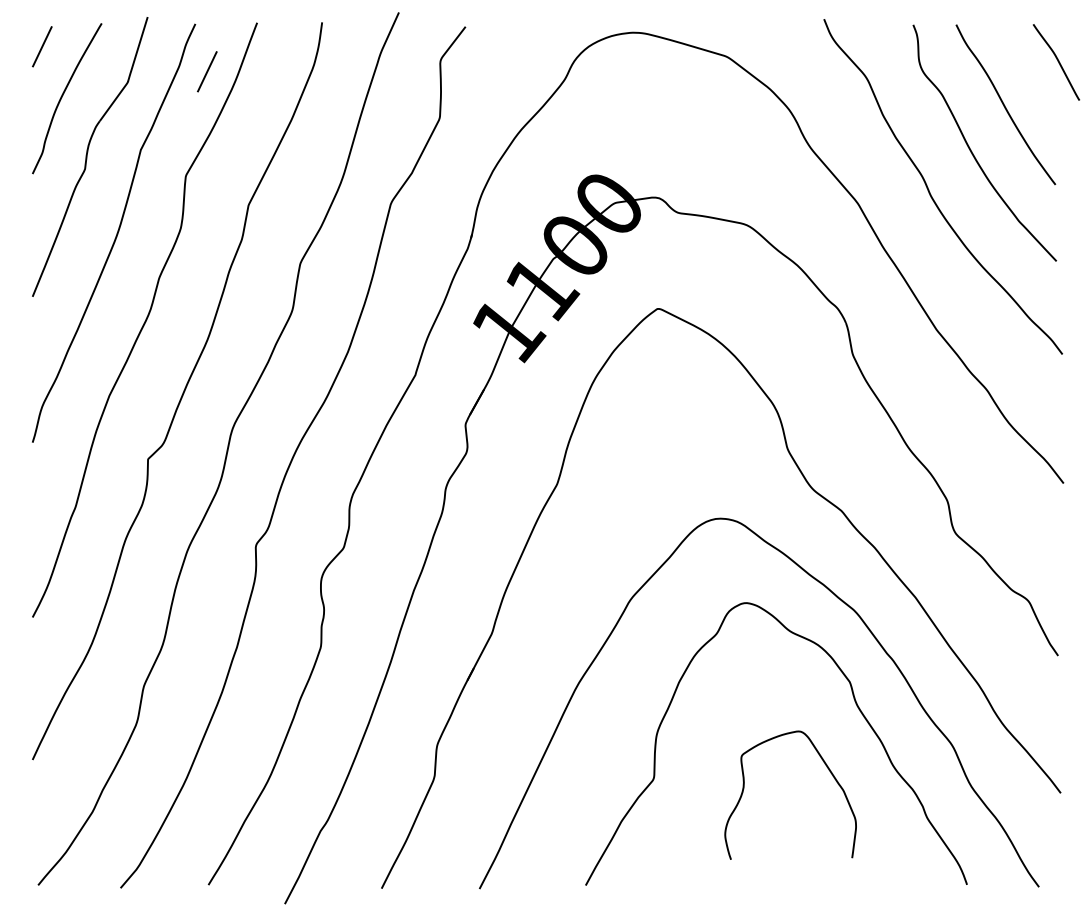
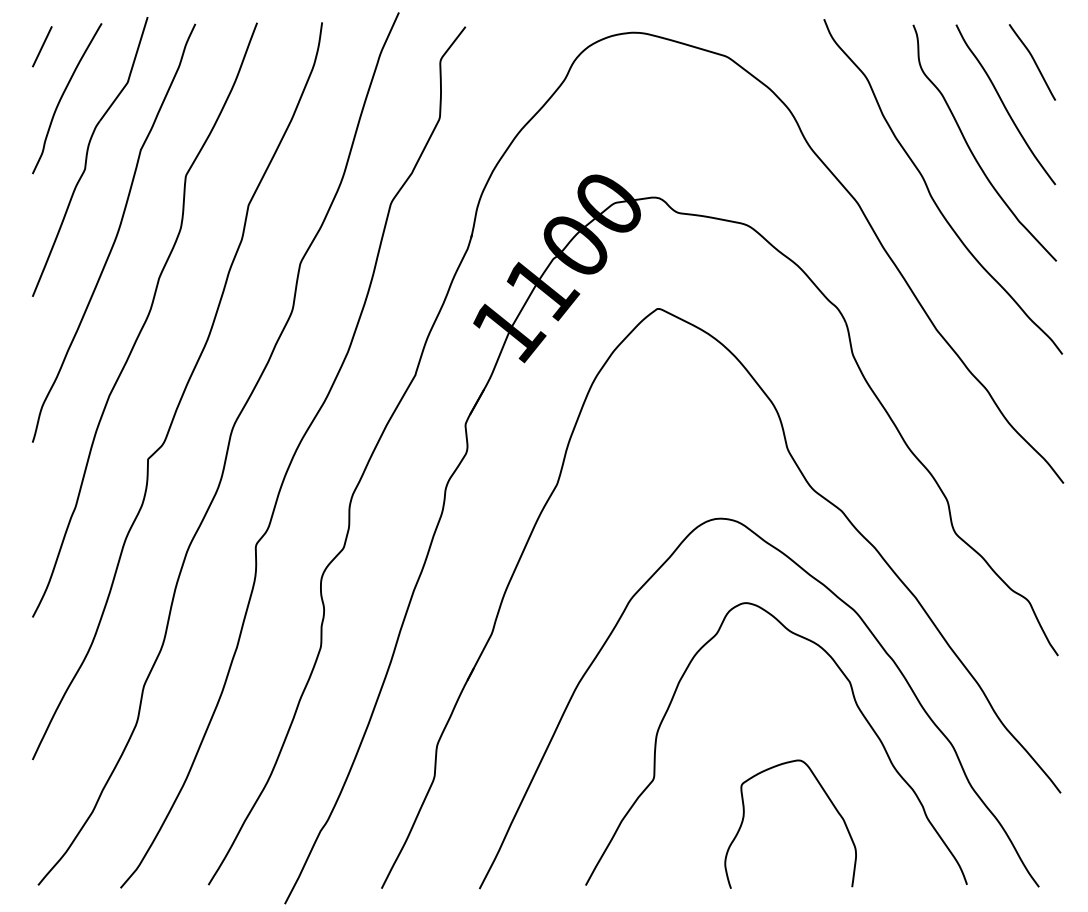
curve position: (1057, 61) -> (1033, 61) (1033, 61)
line: present -> none (207, 71)
curve position: (828, 770) -> (828, 799) (828, 799)
